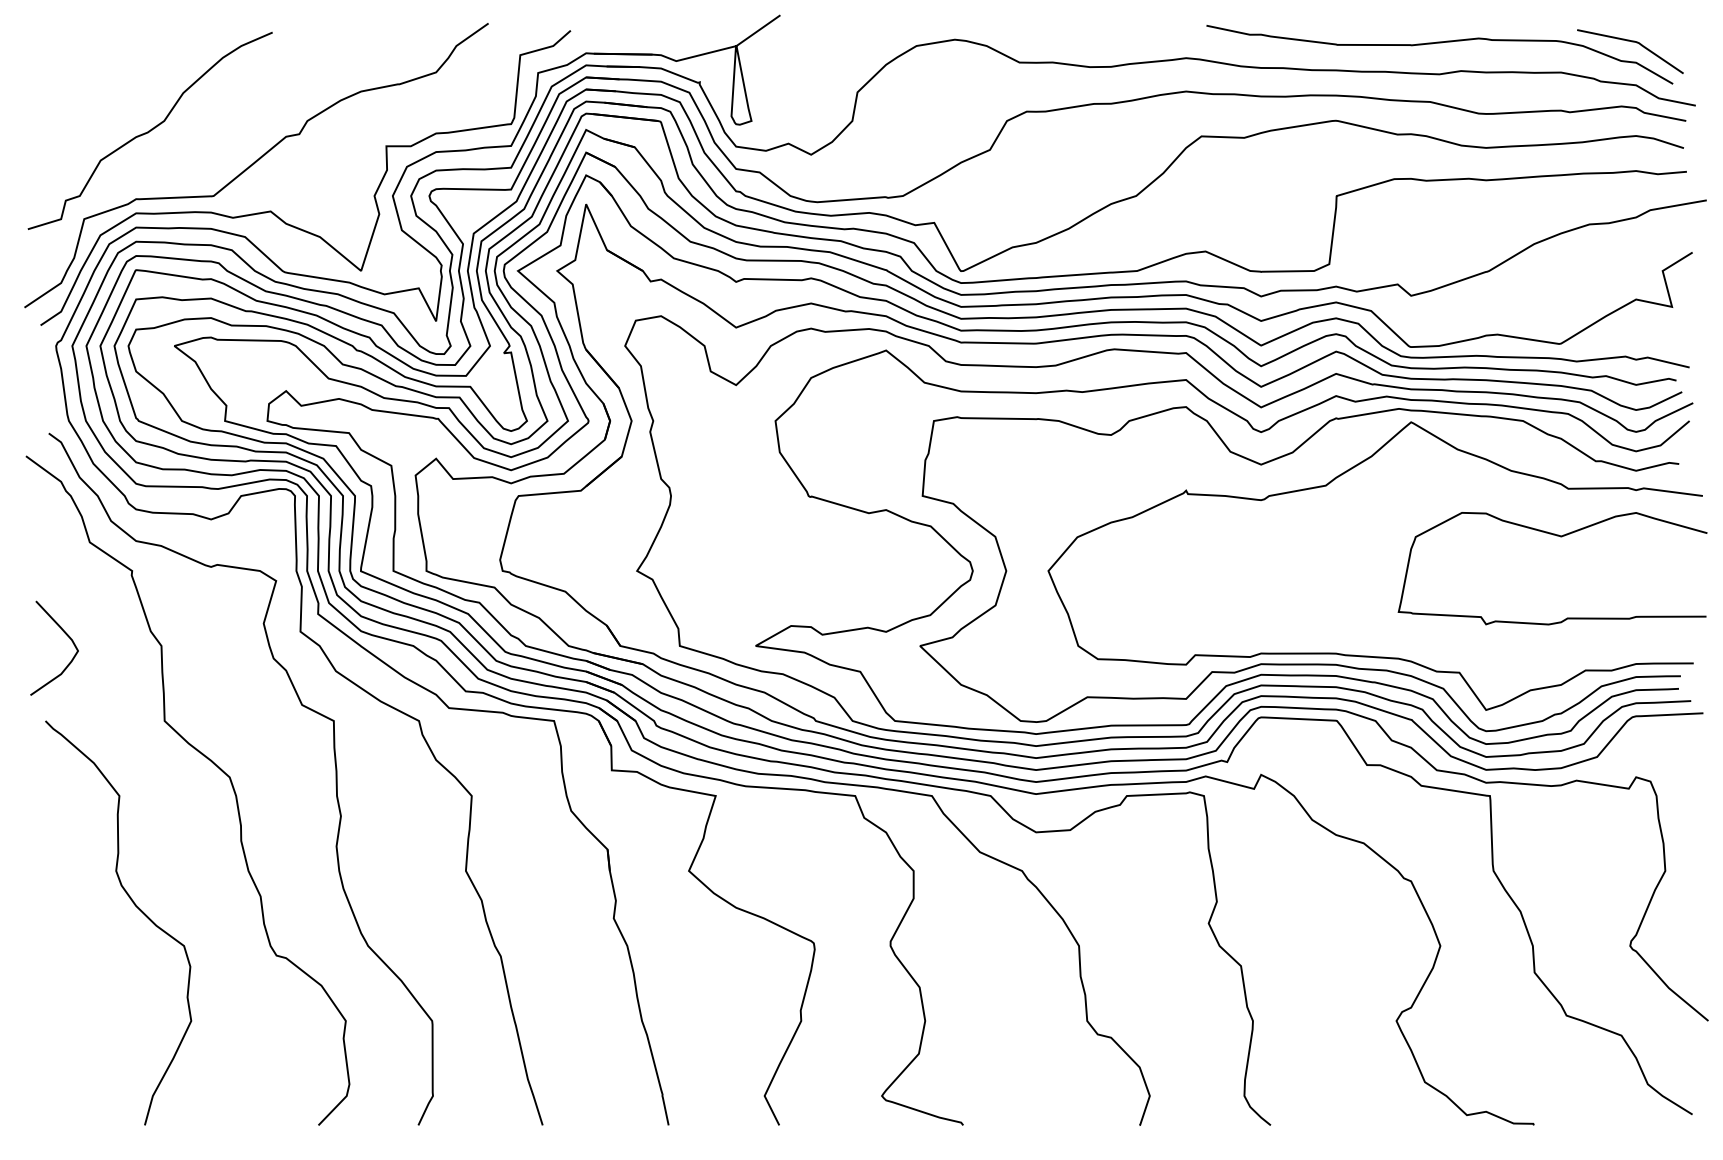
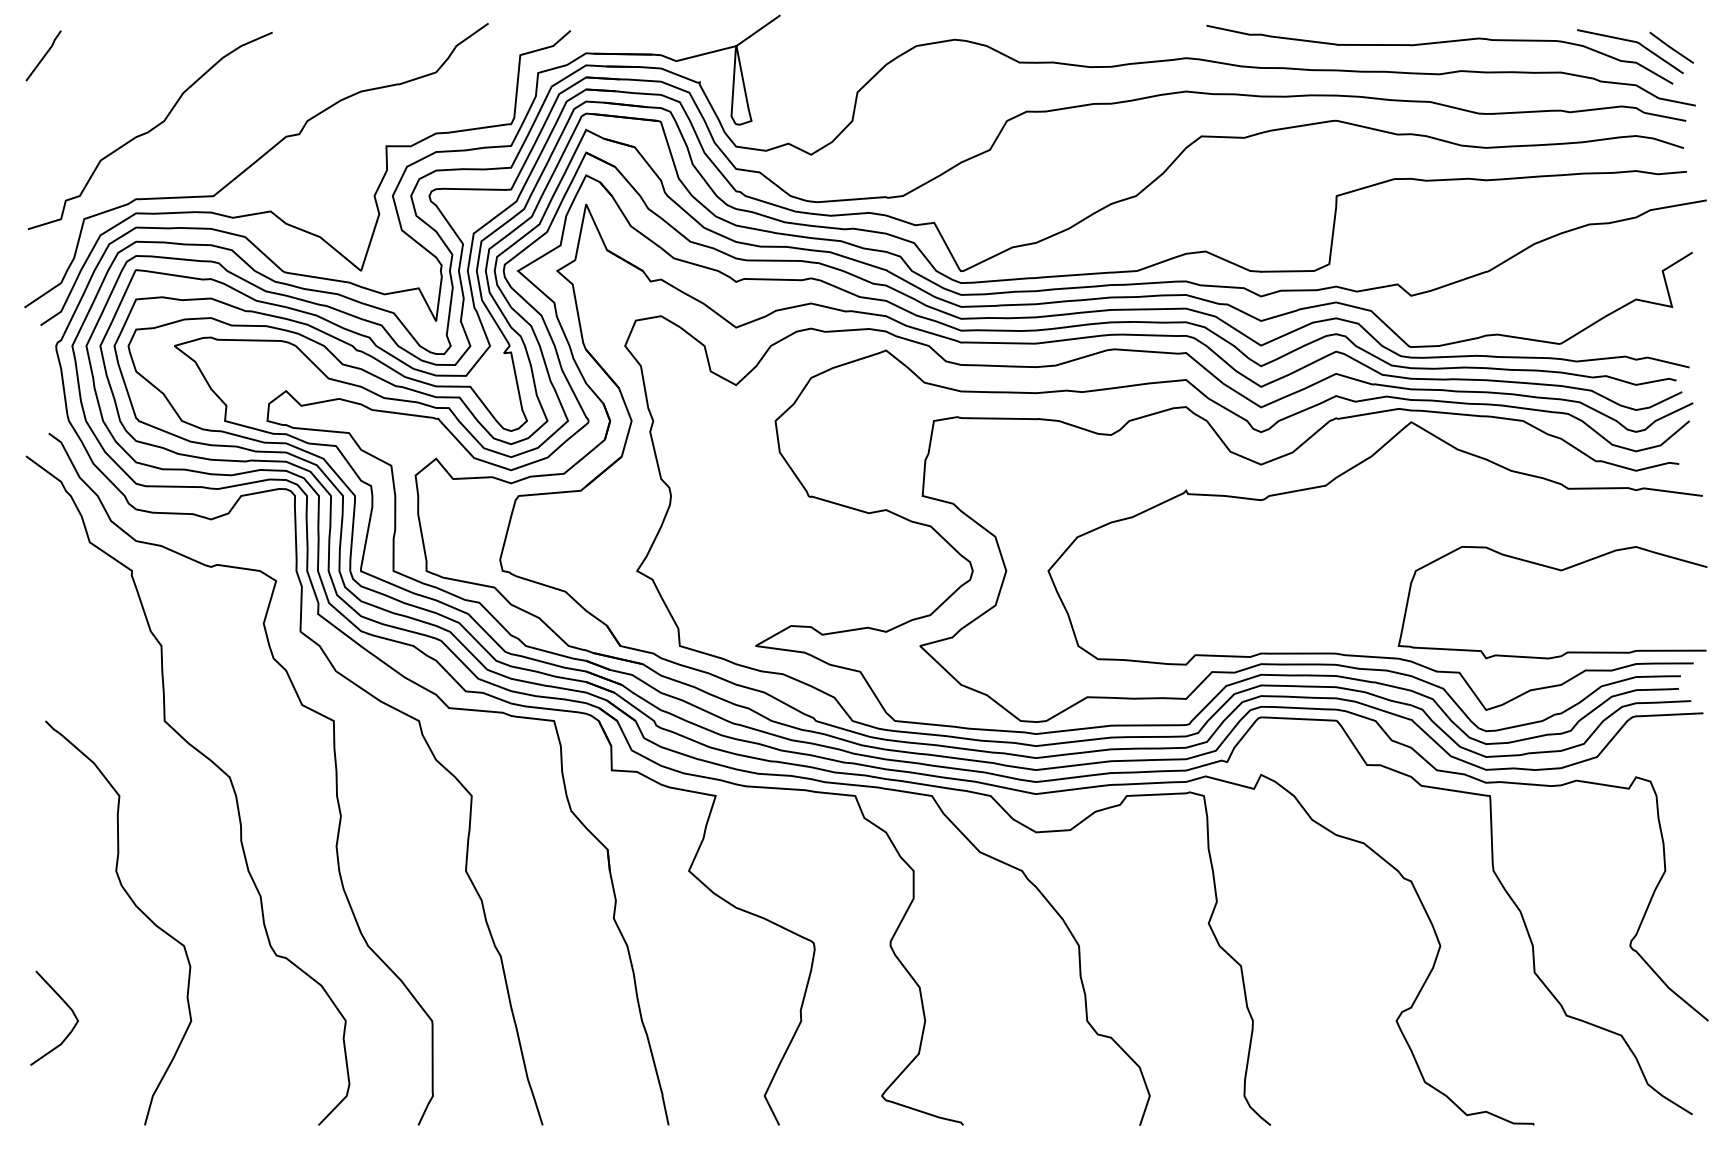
line: none -> present (1671, 47)
line: none -> present (43, 55)
curve position: (1560, 537) -> (1560, 571) (1560, 571)
curve position: (66, 635) -> (66, 1005) (66, 1005)
